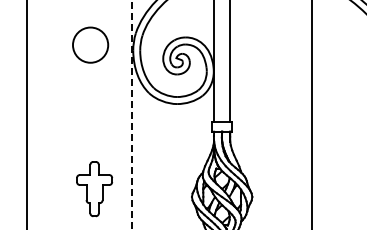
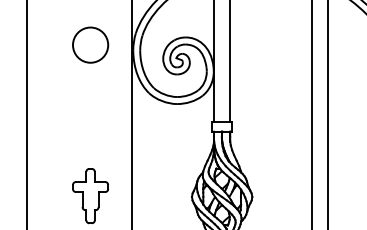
line: dashed -> solid (132, 114)
line: none -> present (328, 114)
part position: (94, 189) -> (90, 196) (90, 196)
